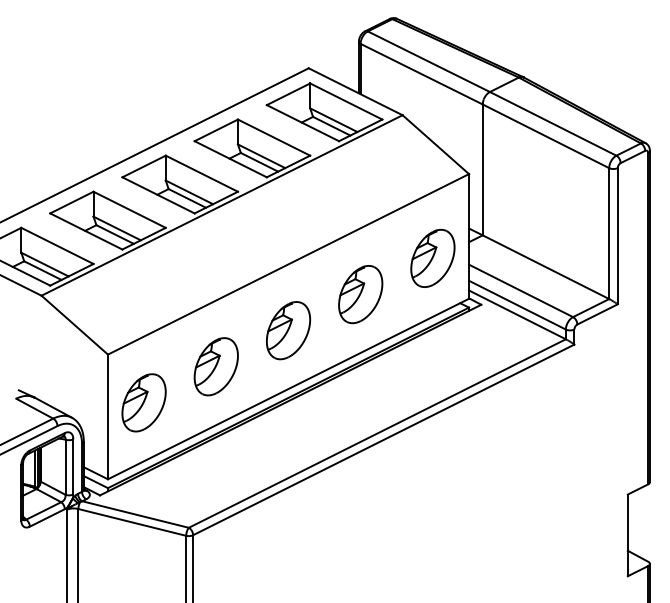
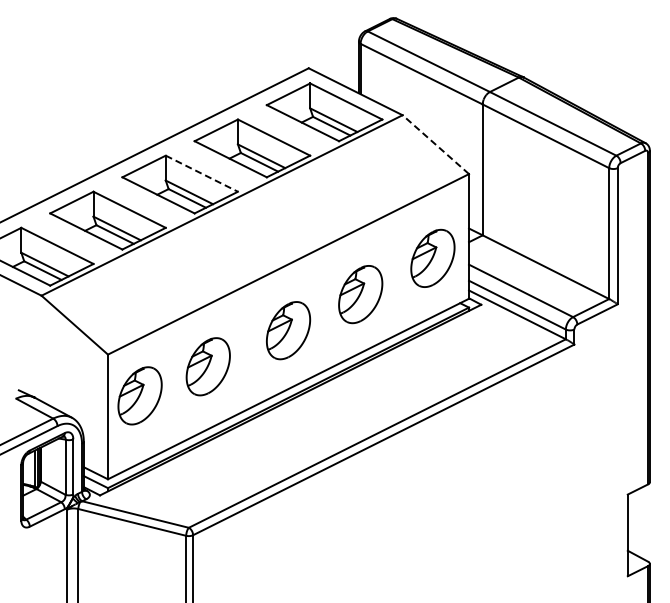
line: solid -> dashed (435, 144)
line: solid -> dashed (202, 173)
part position: (215, 366) -> (207, 366) (207, 366)
part position: (143, 402) -> (139, 395) (139, 395)
